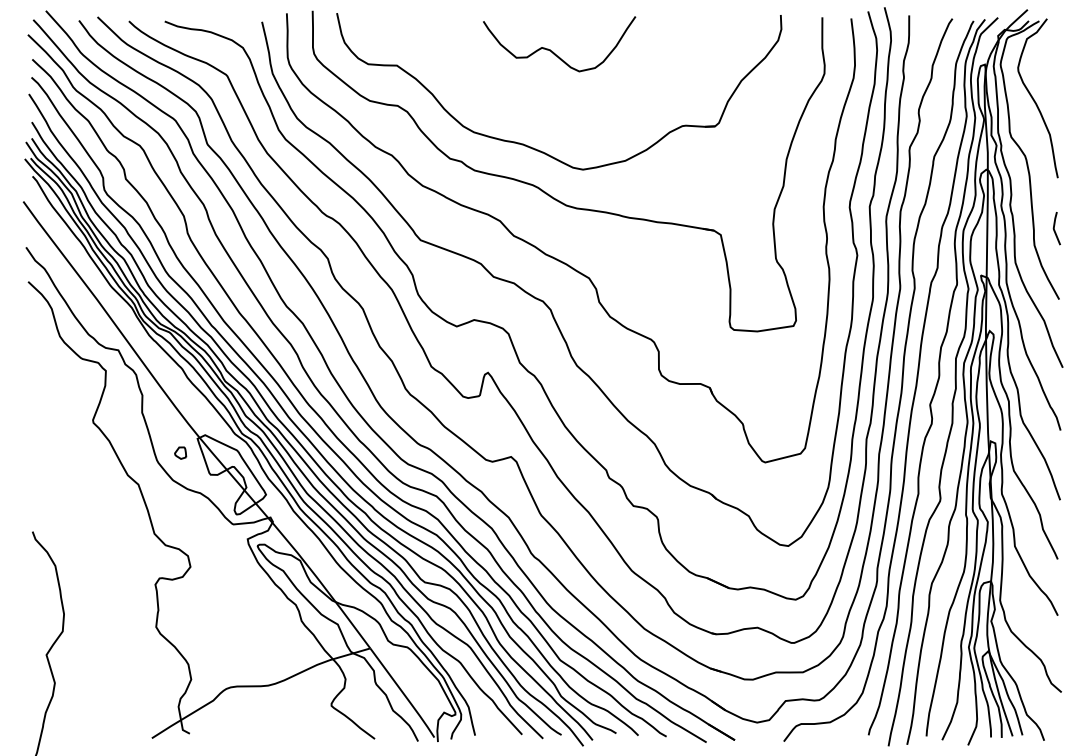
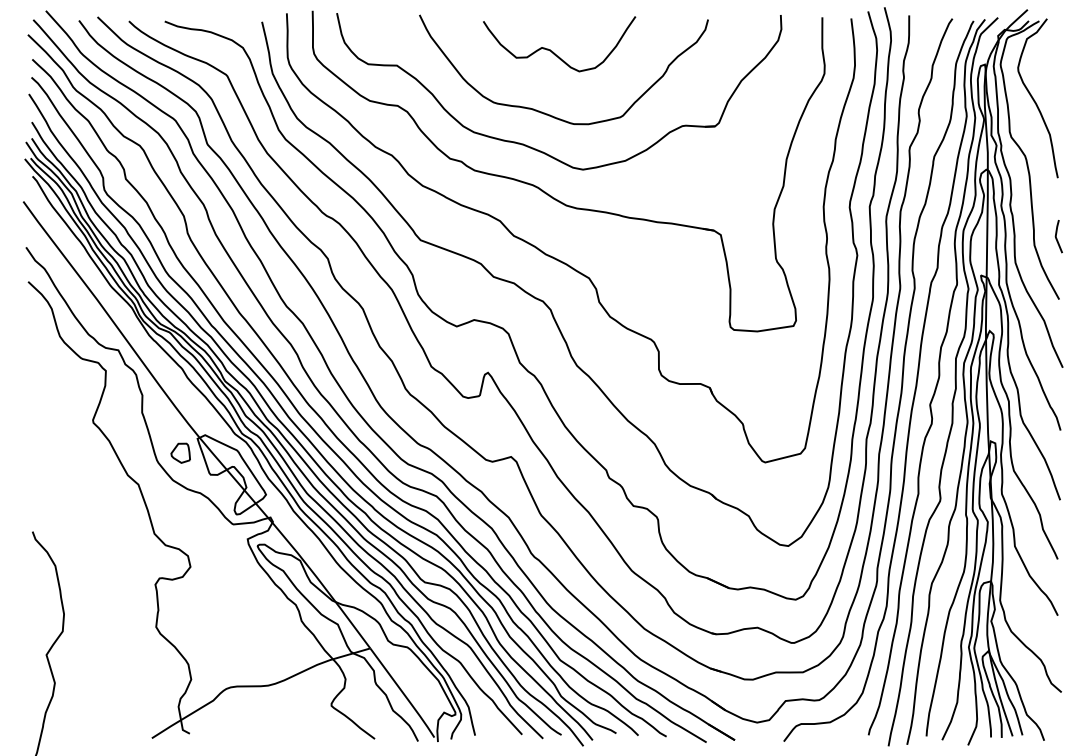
curve: none -> present (547, 113)
line position: (1054, 228) -> (1056, 236) (1056, 236)
part size: 14x14 px -> 21x22 px (180, 452)
